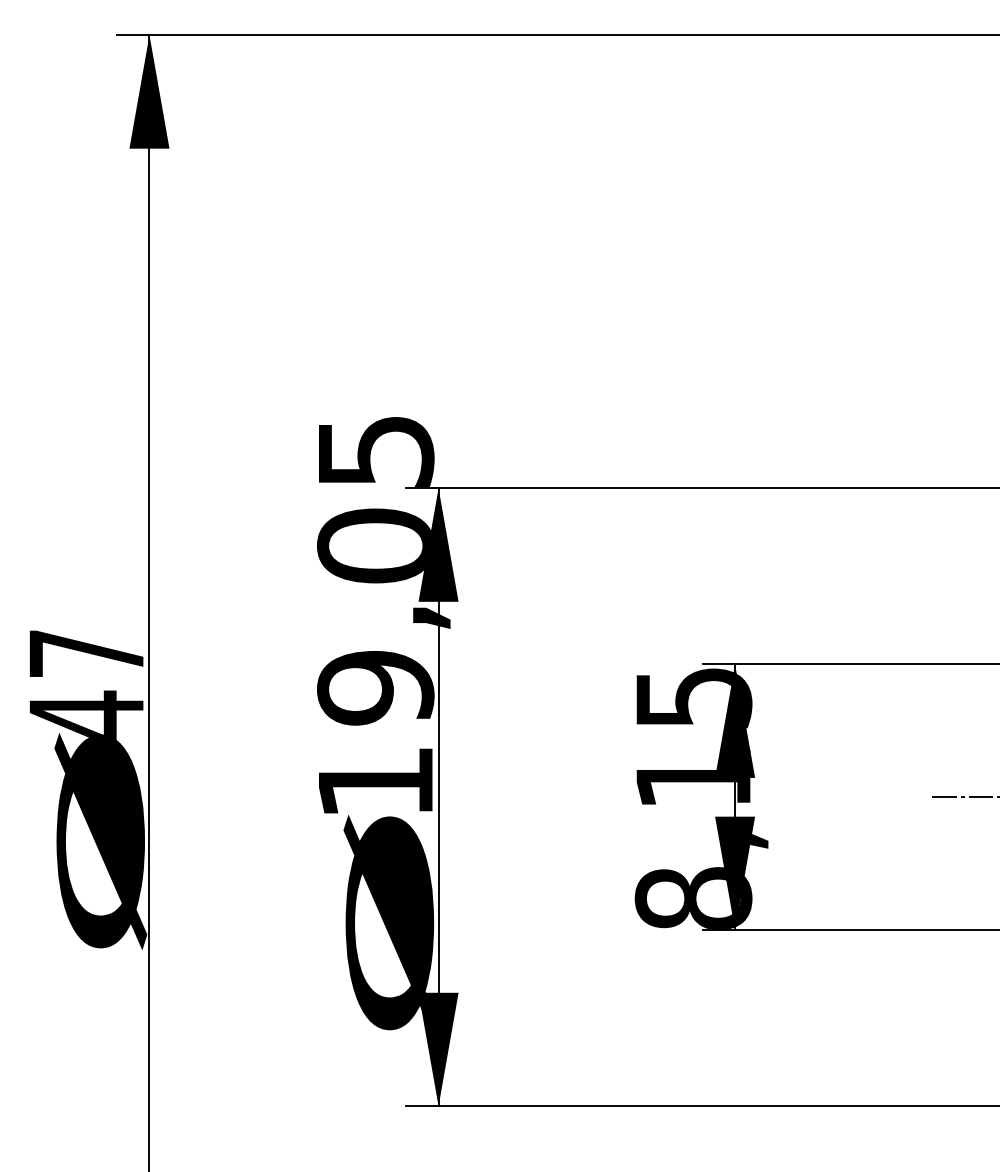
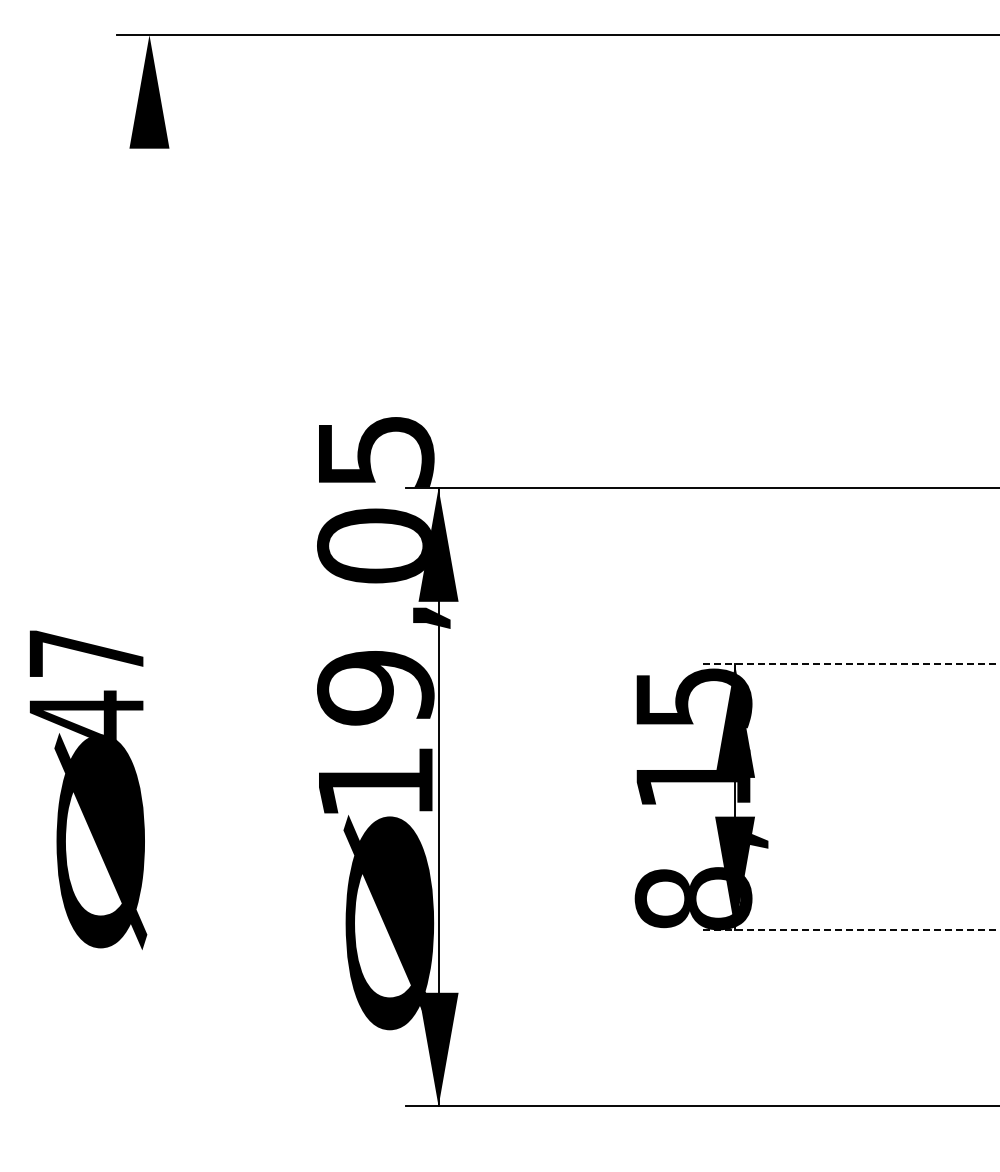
line: present -> none (149, 601)
line: solid -> dashed (850, 664)
line: present -> none (964, 797)
line: solid -> dashed (850, 930)
